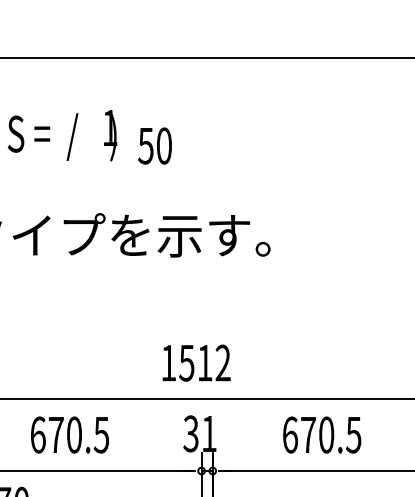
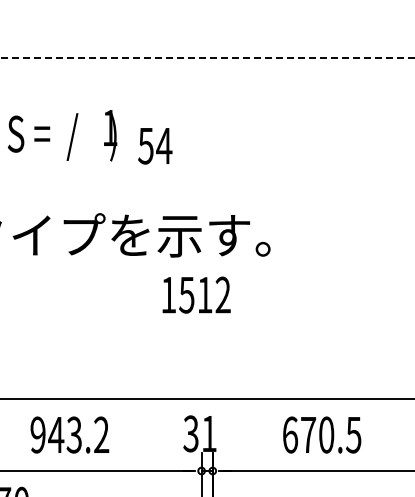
line: solid -> dashed (207, 57)
text: 50 -> 54 (164, 145)
text position: (196, 362) -> (196, 294) (196, 294)
text: 670.5 -> 943.2 (69, 434)
